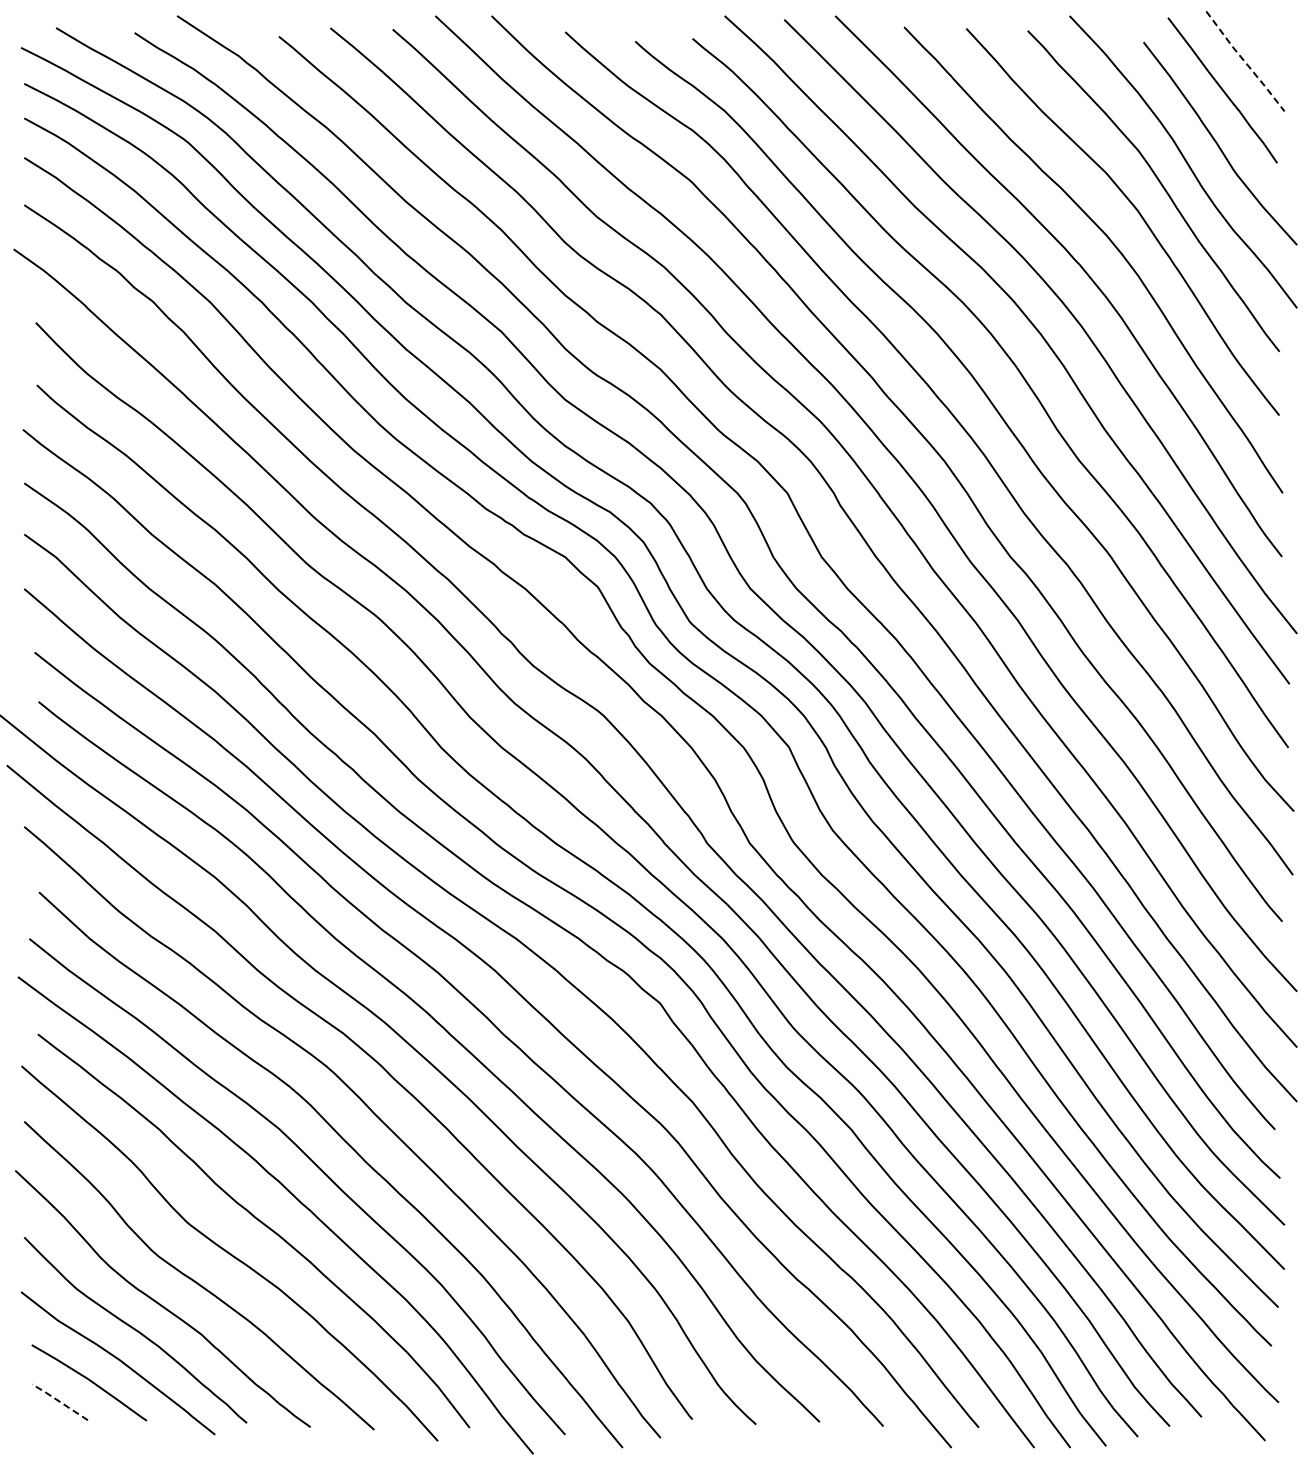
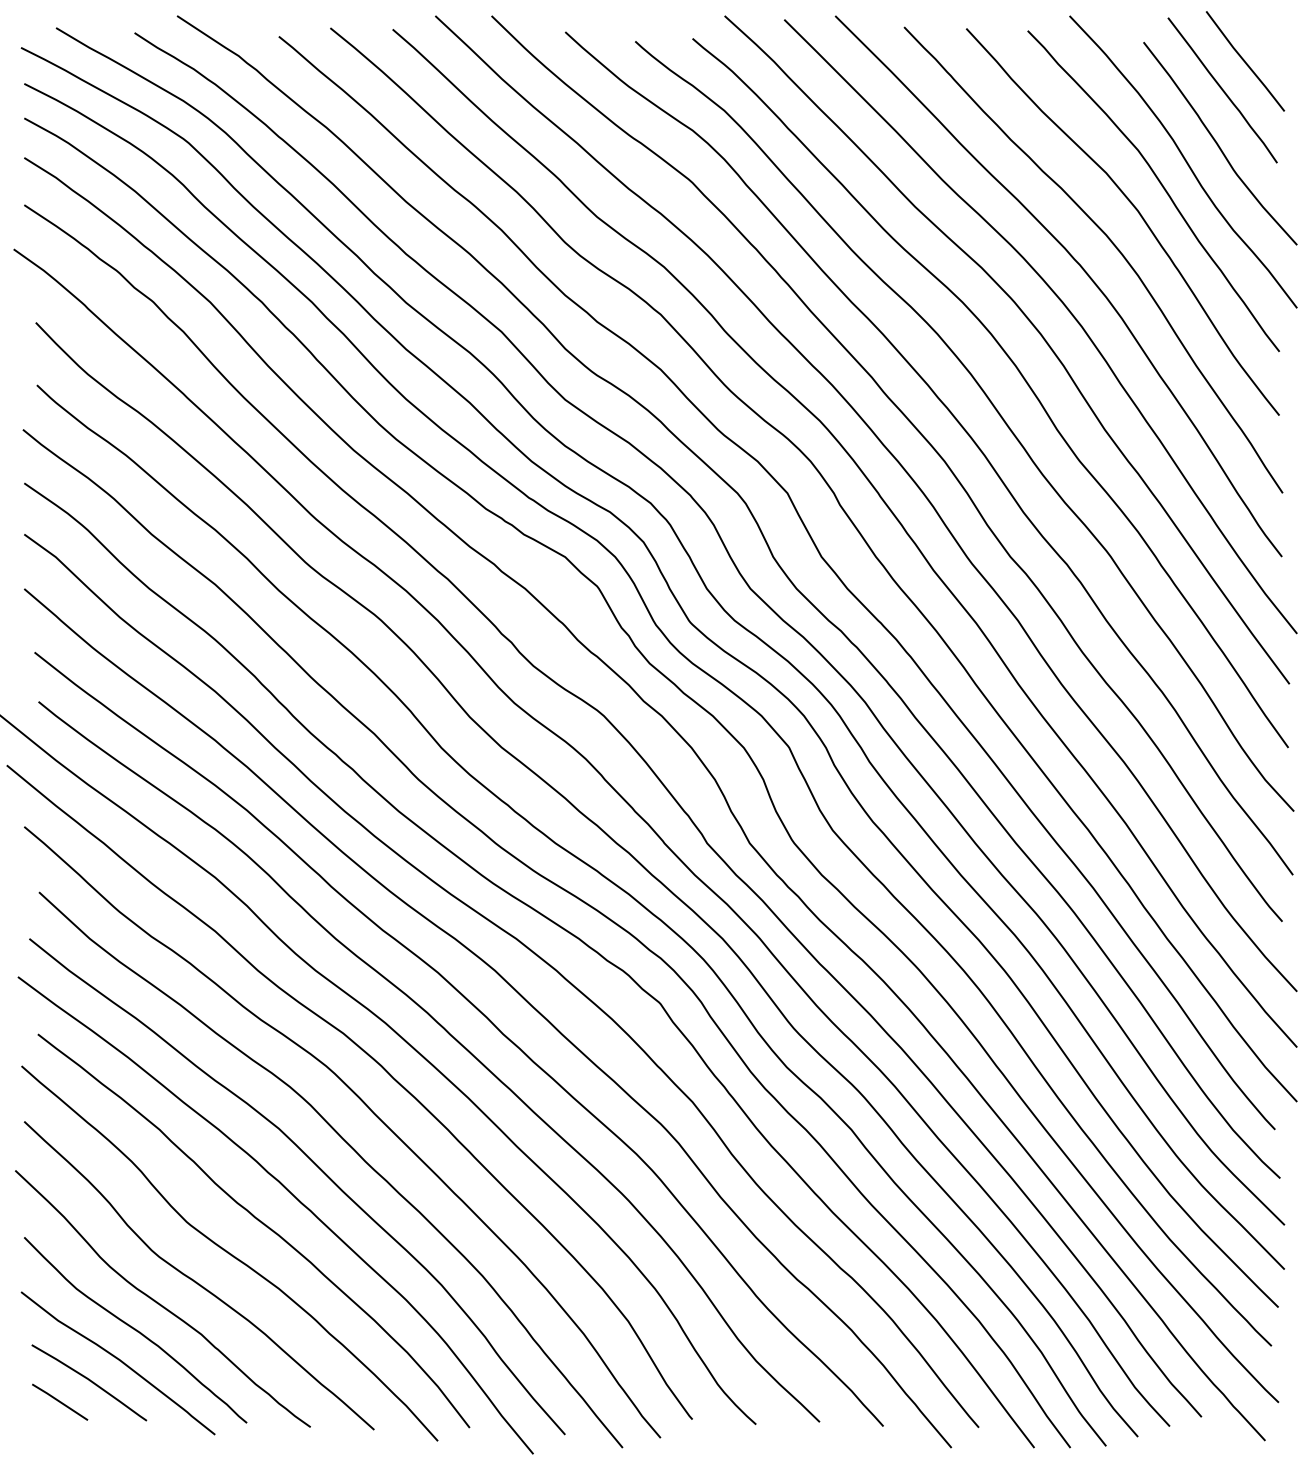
line: dashed -> solid (1245, 62)
line: dashed -> solid (59, 1401)
